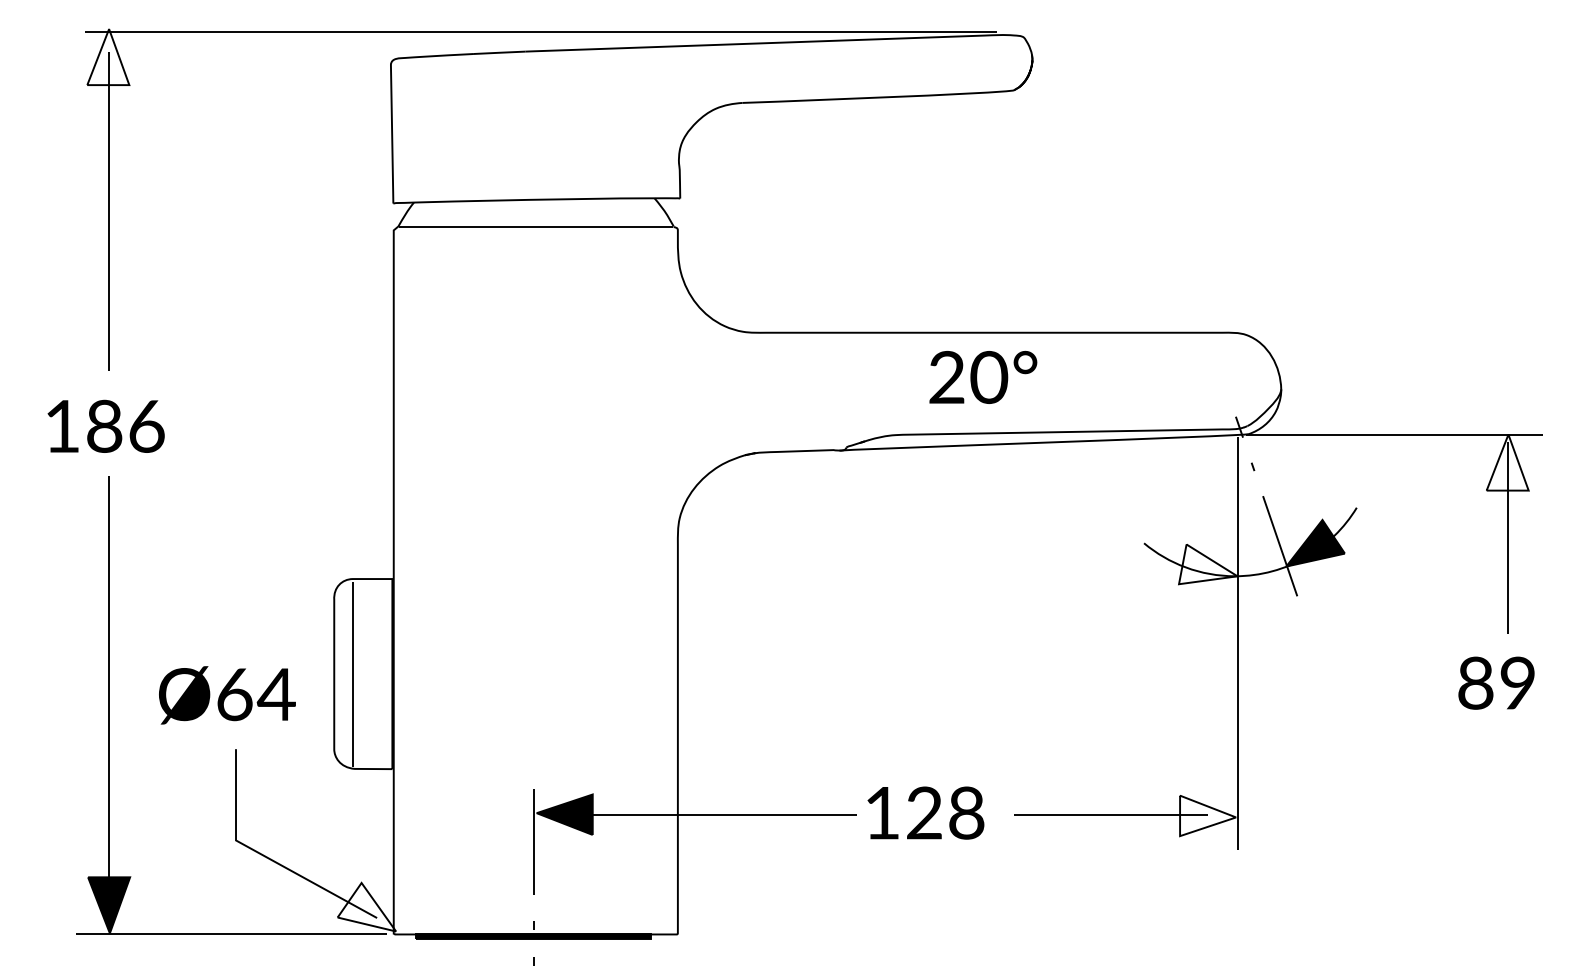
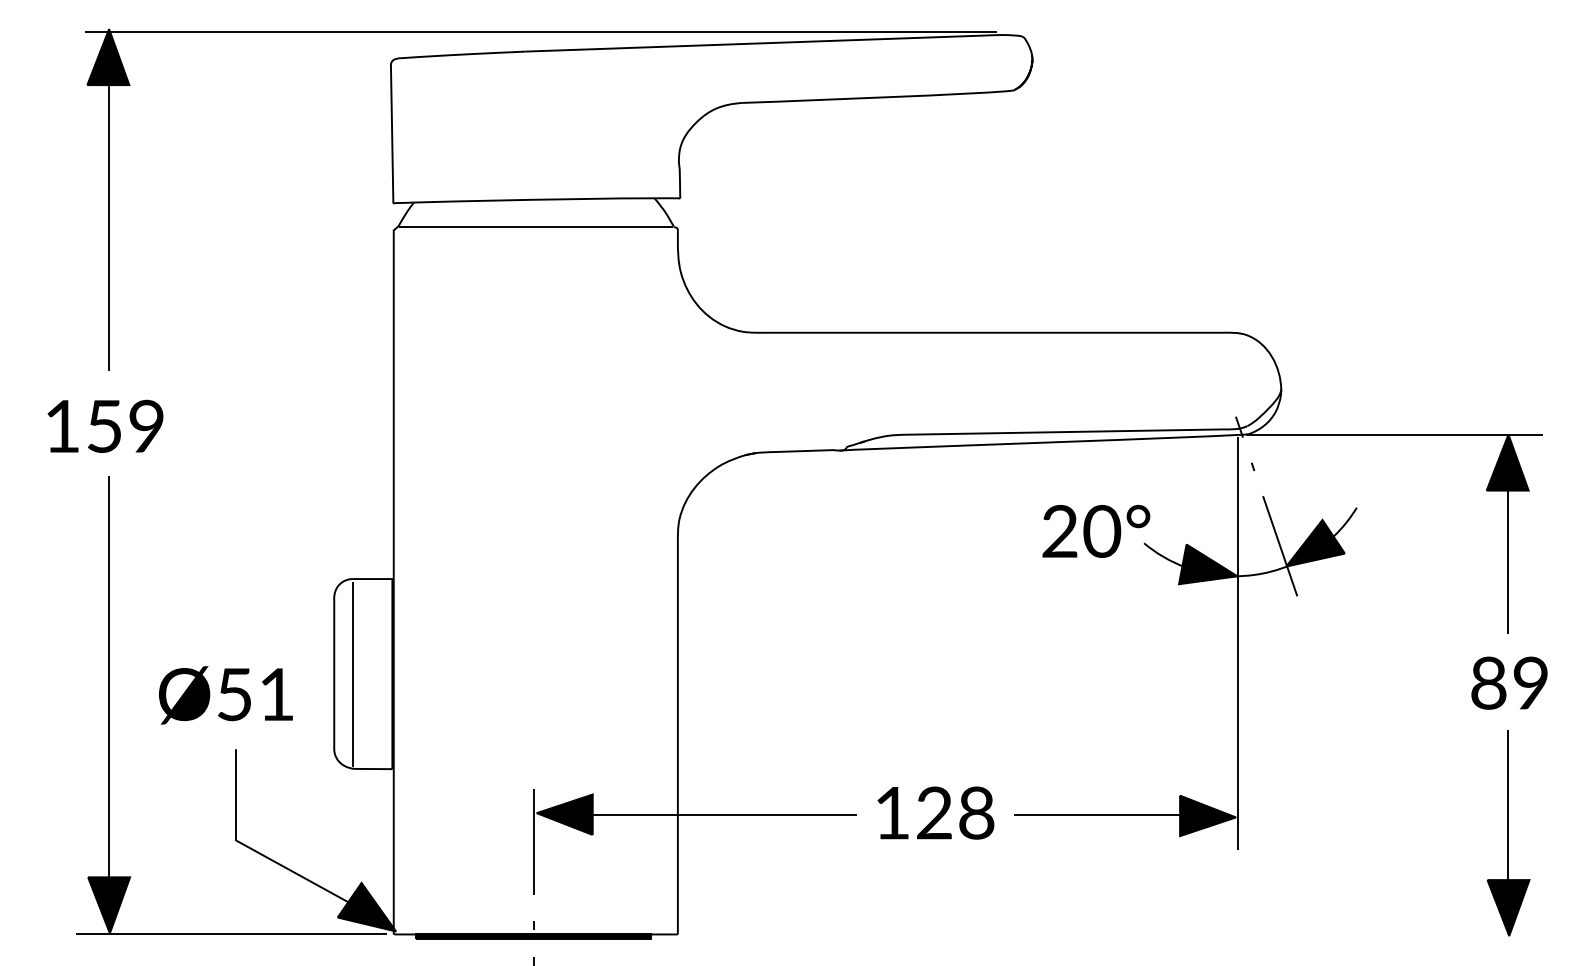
fill: none -> present (108, 57)
text position: (983, 376) -> (1096, 530) (1096, 530)
text: 186 -> 159 (125, 425)
fill: none -> present (1507, 462)
fill: none -> present (1208, 564)
text position: (1496, 682) -> (1509, 682) (1509, 682)
text: Ø64 -> Ø51 (256, 694)
text position: (925, 812) -> (935, 812) (935, 812)
fill: none -> present (1208, 815)
part: none -> present (1508, 833)
fill: none -> present (366, 906)
